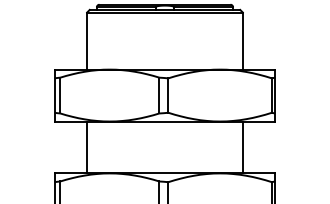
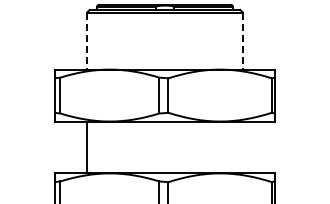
line: solid -> dashed (87, 41)
line: solid -> dashed (242, 41)
line: present -> none (242, 147)
